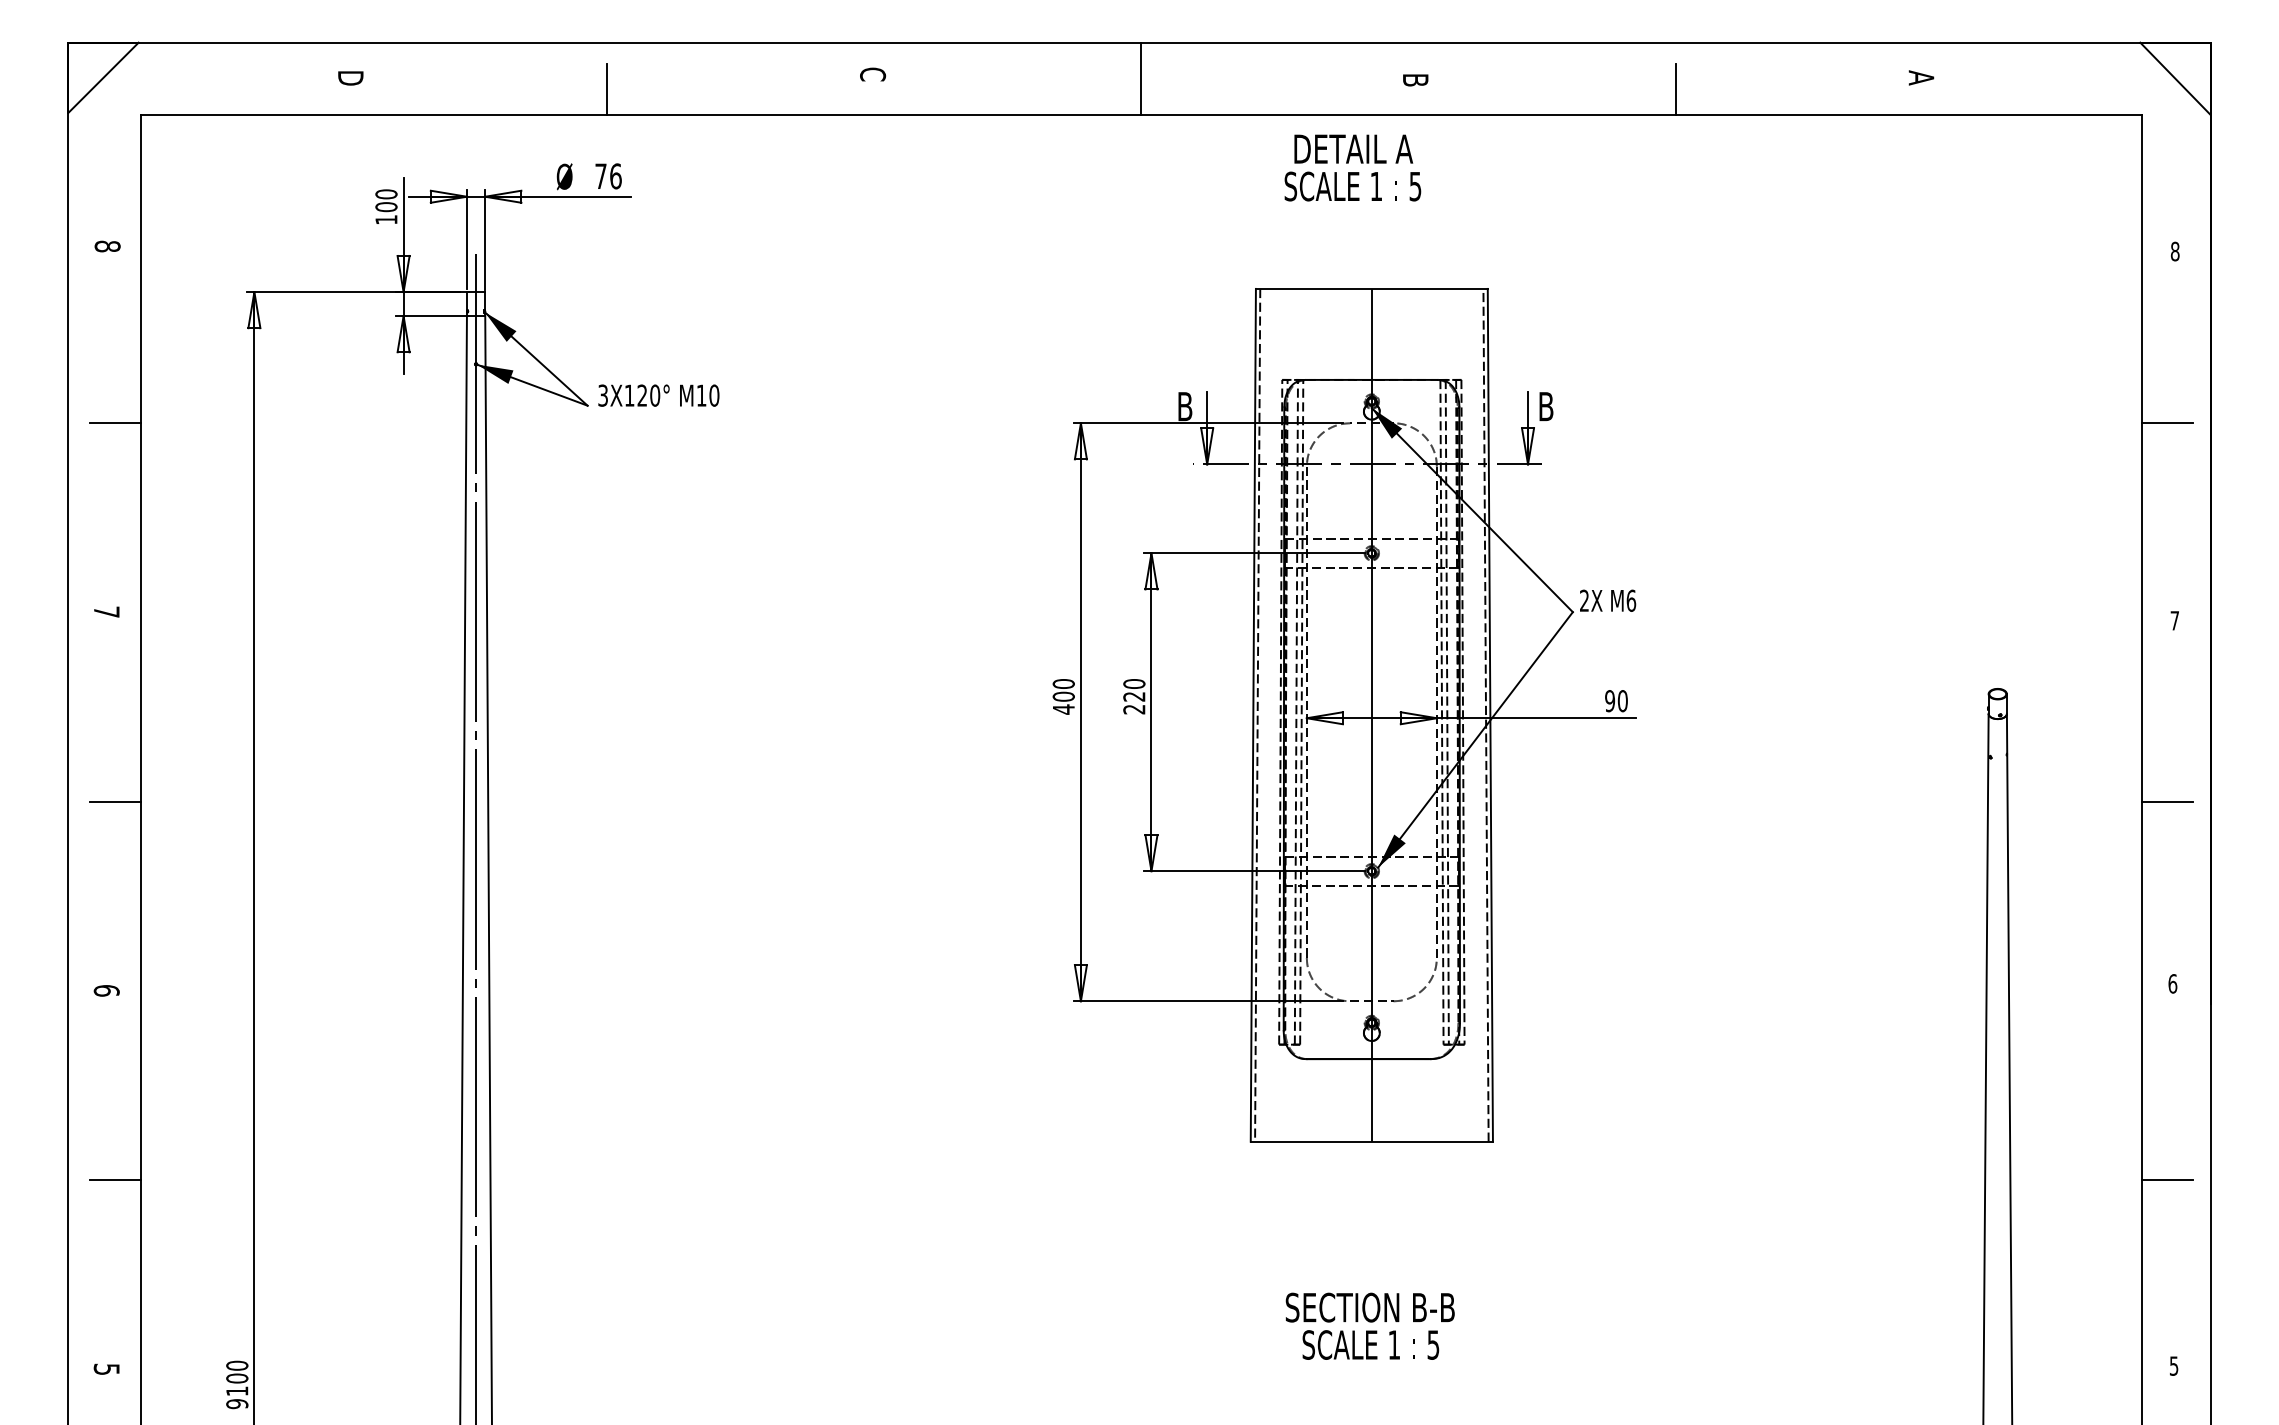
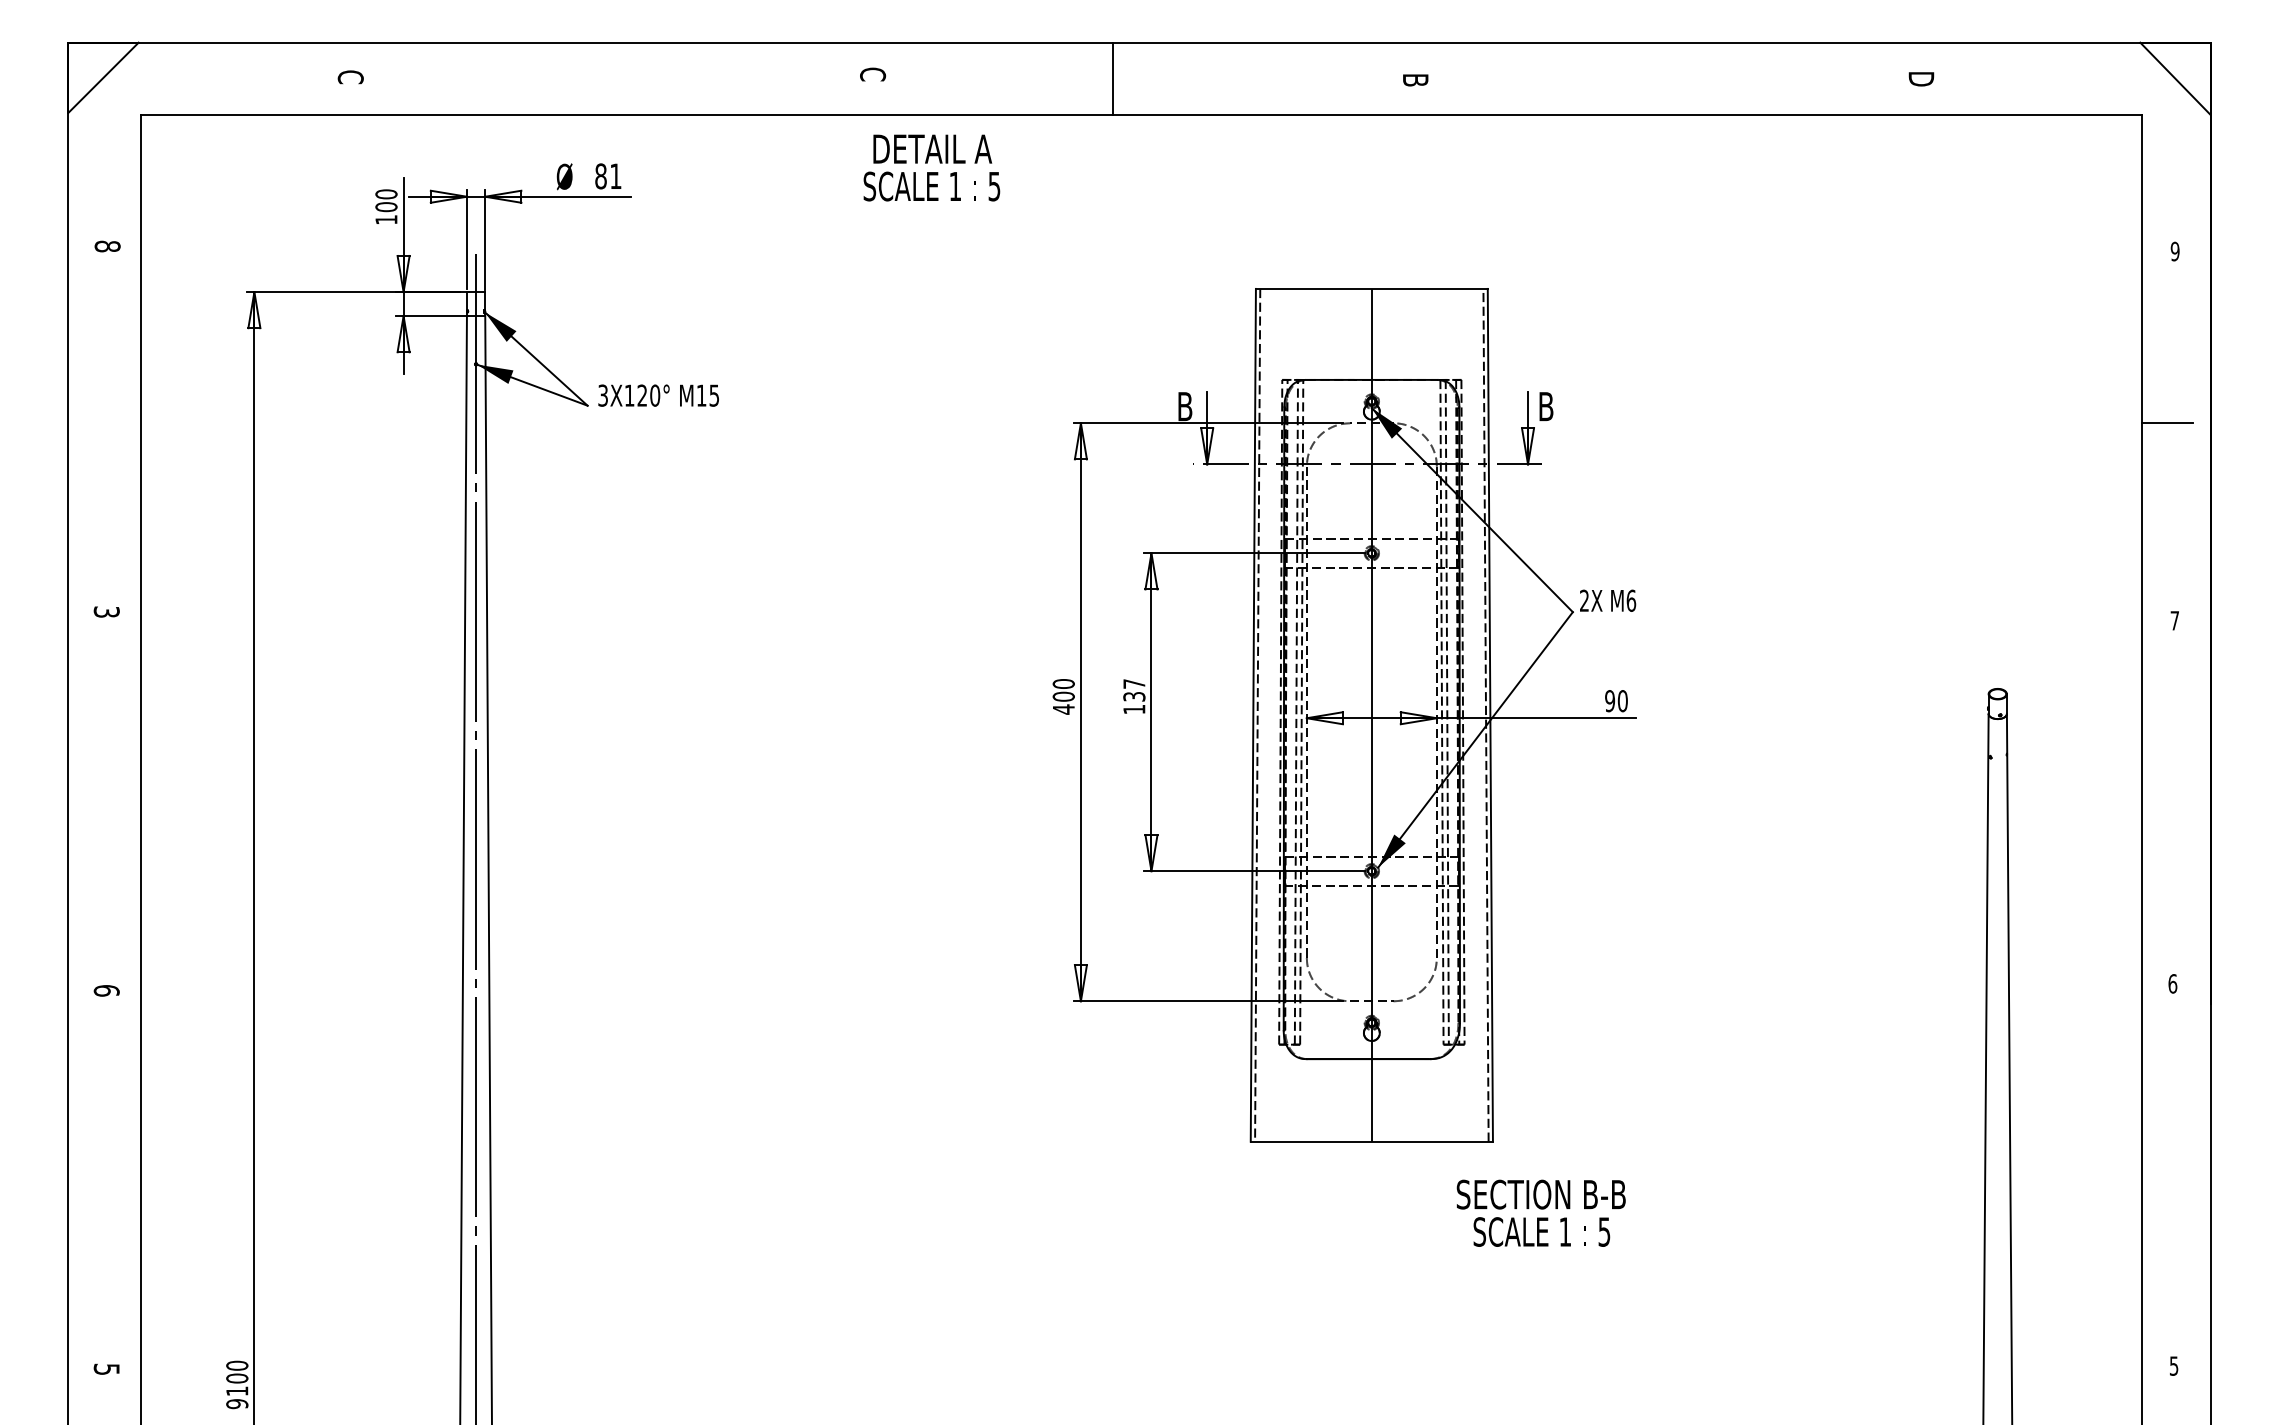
text: D -> C (350, 77)
line position: (1141, 78) -> (1113, 78) (1113, 78)
text: A -> D (1921, 78)
line: present -> none (606, 89)
line: present -> none (1675, 89)
text position: (1352, 167) -> (931, 167) (931, 167)
text: 76 -> 81 (608, 176)
text: 8 -> 9 (2174, 251)
text: M10 -> M15 (714, 395)
line: present -> none (115, 423)
text: 7 -> 3 (106, 611)
text: 220 -> 137 (1134, 696)
line: present -> none (115, 801)
line: present -> none (2166, 801)
line: present -> none (115, 1180)
line: present -> none (2166, 1180)
text position: (1369, 1325) -> (1540, 1212) (1540, 1212)
